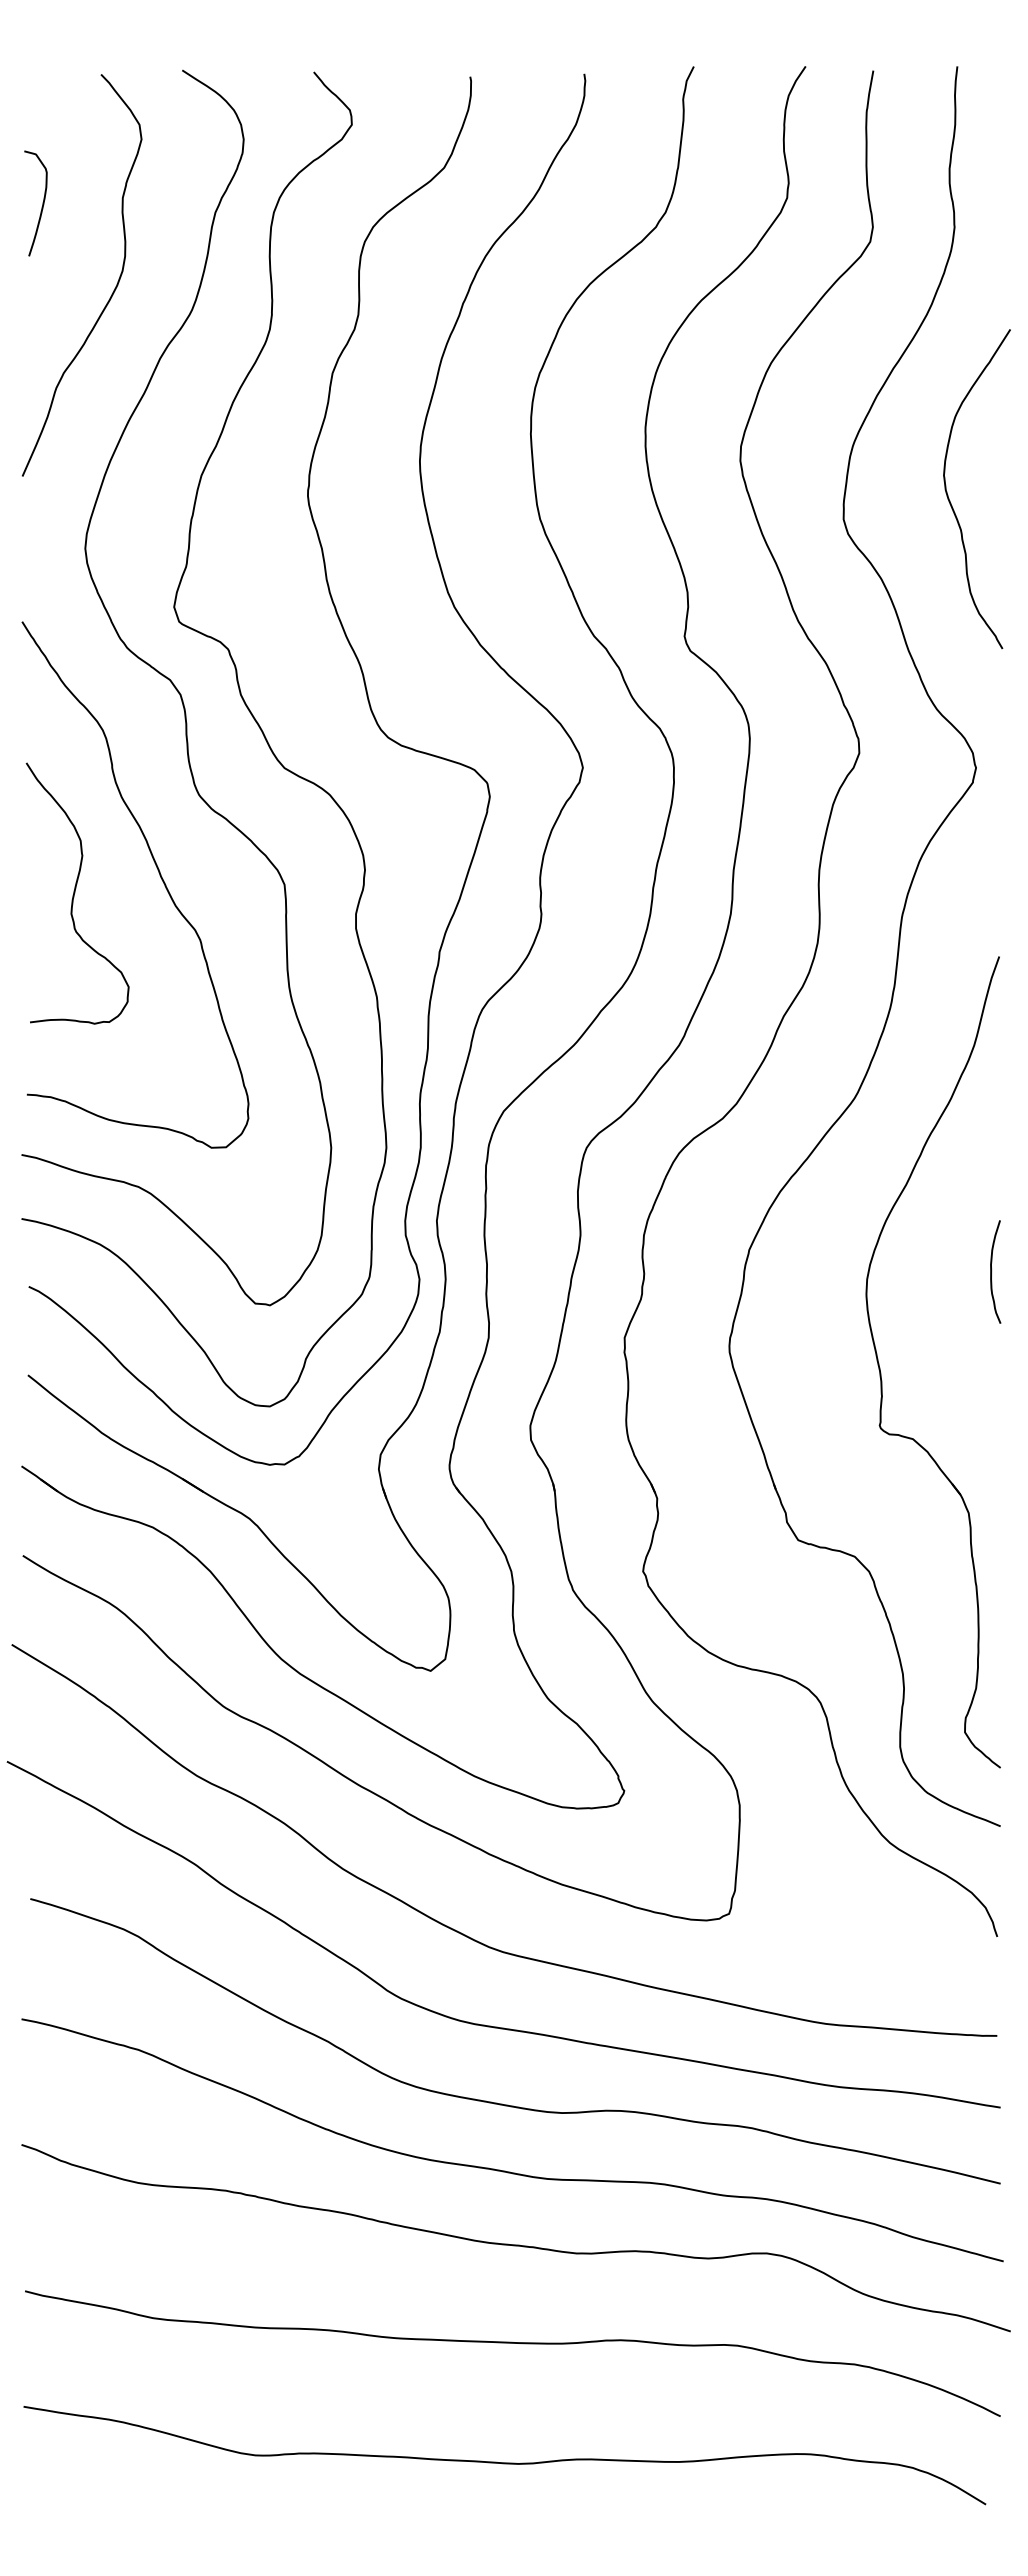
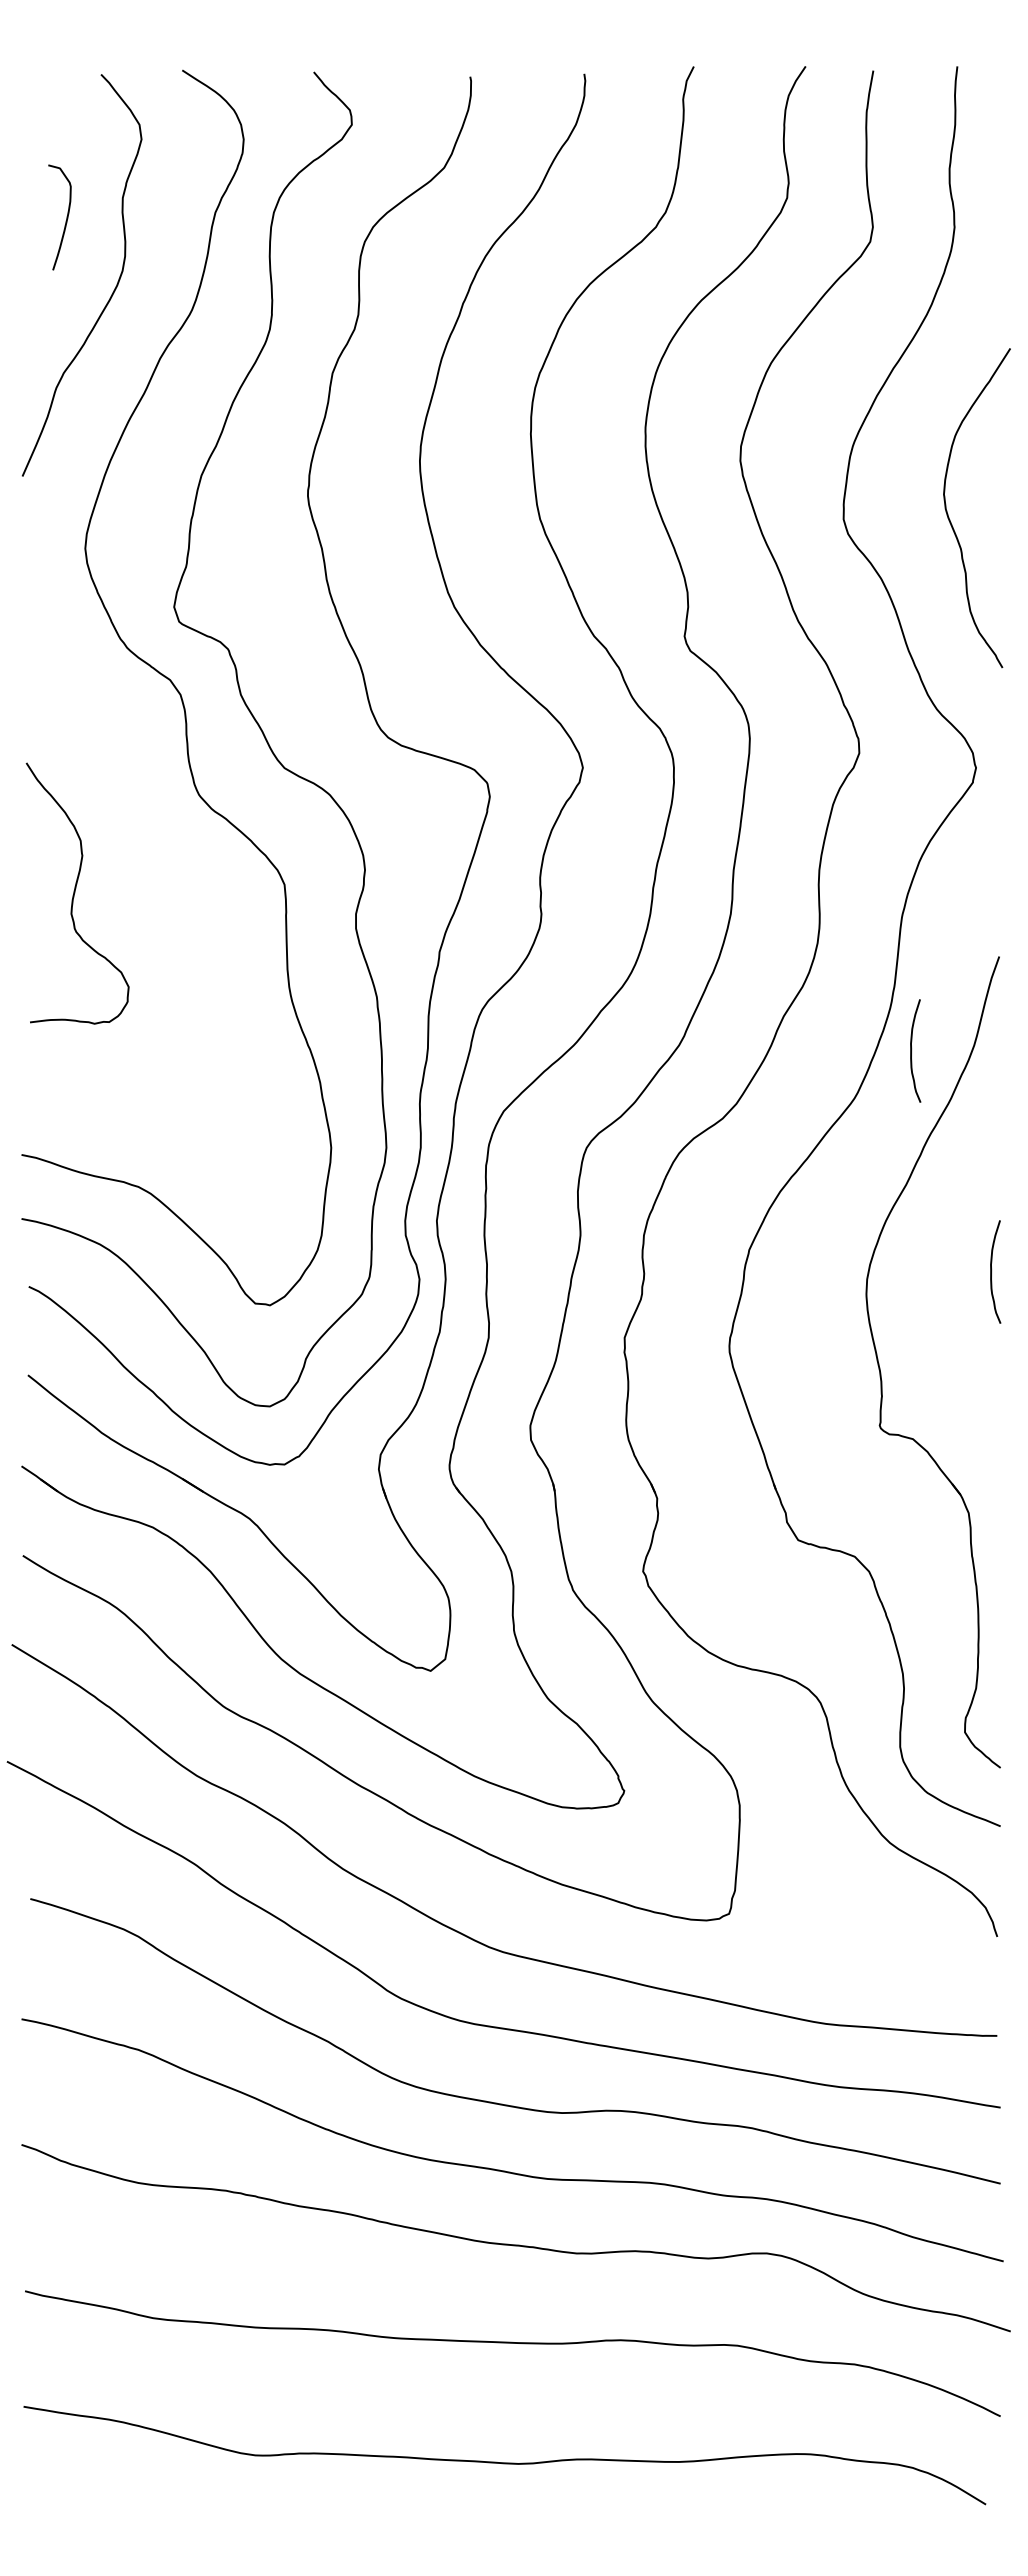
curve position: (42, 203) -> (66, 217) (66, 217)
curve position: (950, 500) -> (950, 519) (950, 519)
curve: present -> none (159, 875)
curve: none -> present (912, 1050)
